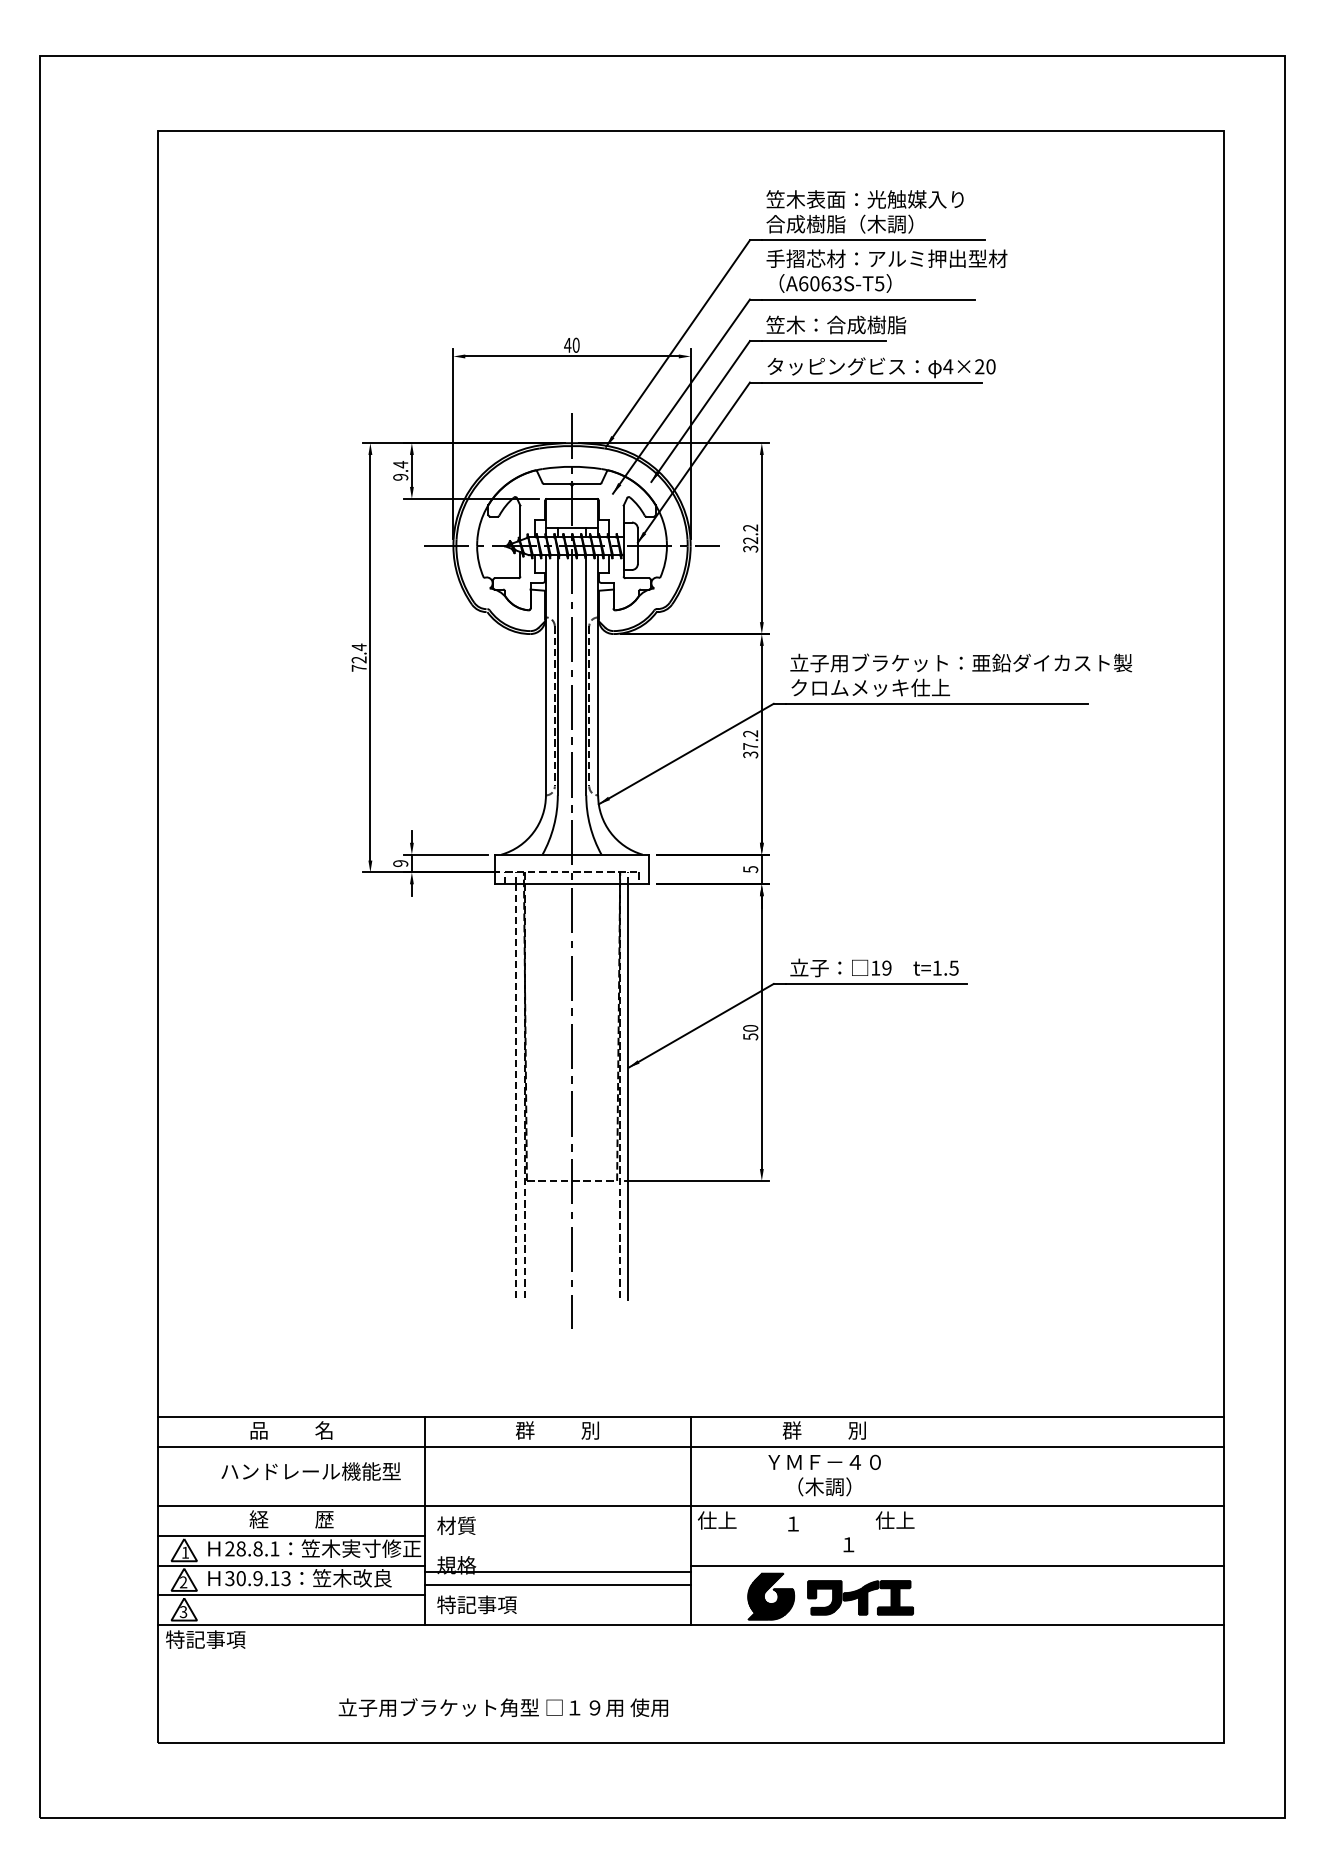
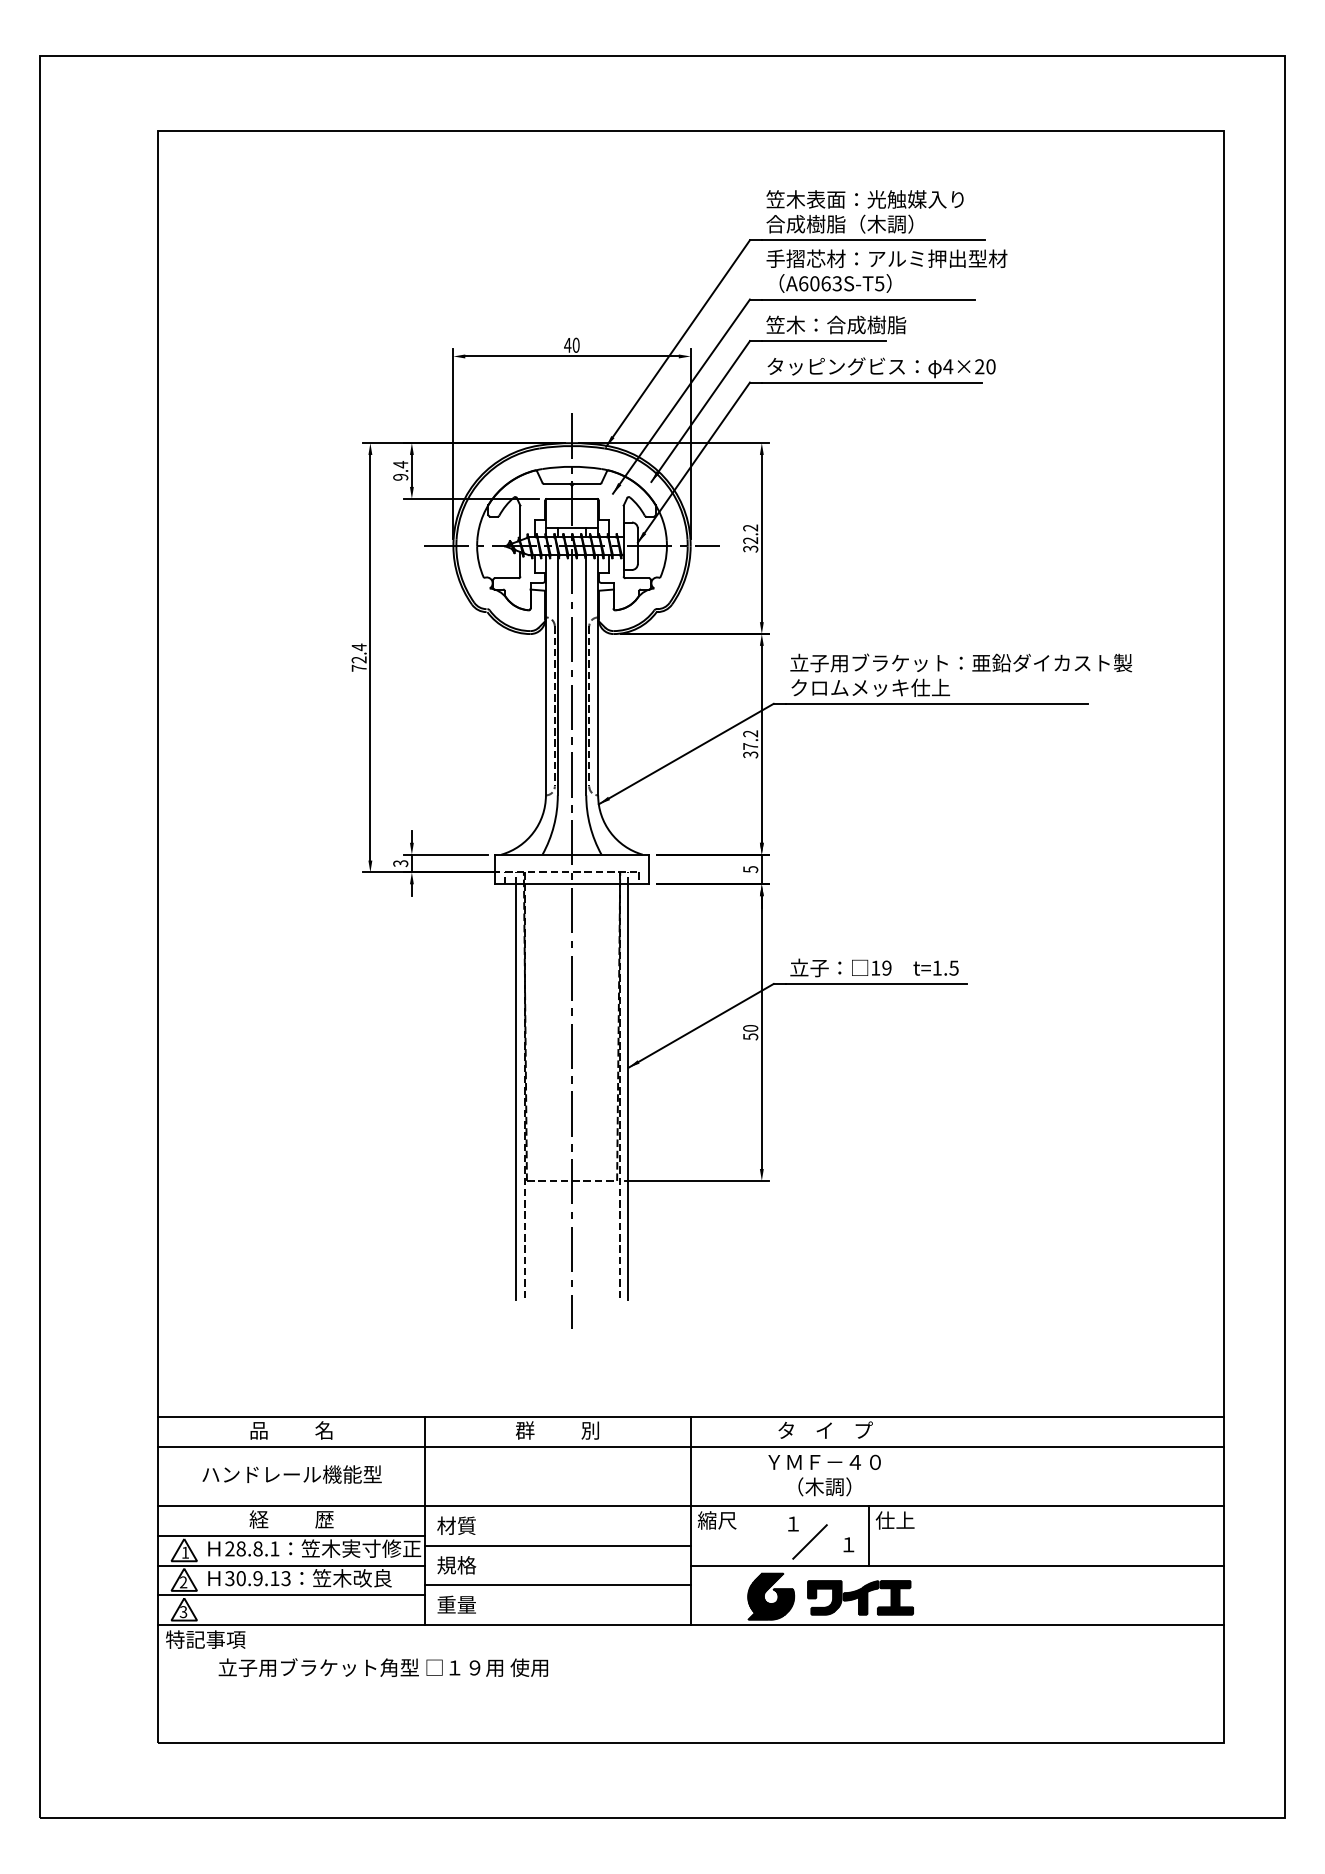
text: 9 -> 3 (400, 863)
line: dashed -> solid (515, 1091)
text: 群          別 -> タ    イ    プ (825, 1430)
text position: (310, 1471) -> (291, 1474) (291, 1474)
text: 仕上 -> 縮尺 (716, 1520)
line: none -> present (869, 1535)
line: none -> present (809, 1541)
line position: (557, 1571) -> (557, 1545) (557, 1545)
text: 特記事項 -> 重量 (476, 1604)
text position: (502, 1707) -> (382, 1667) (382, 1667)
